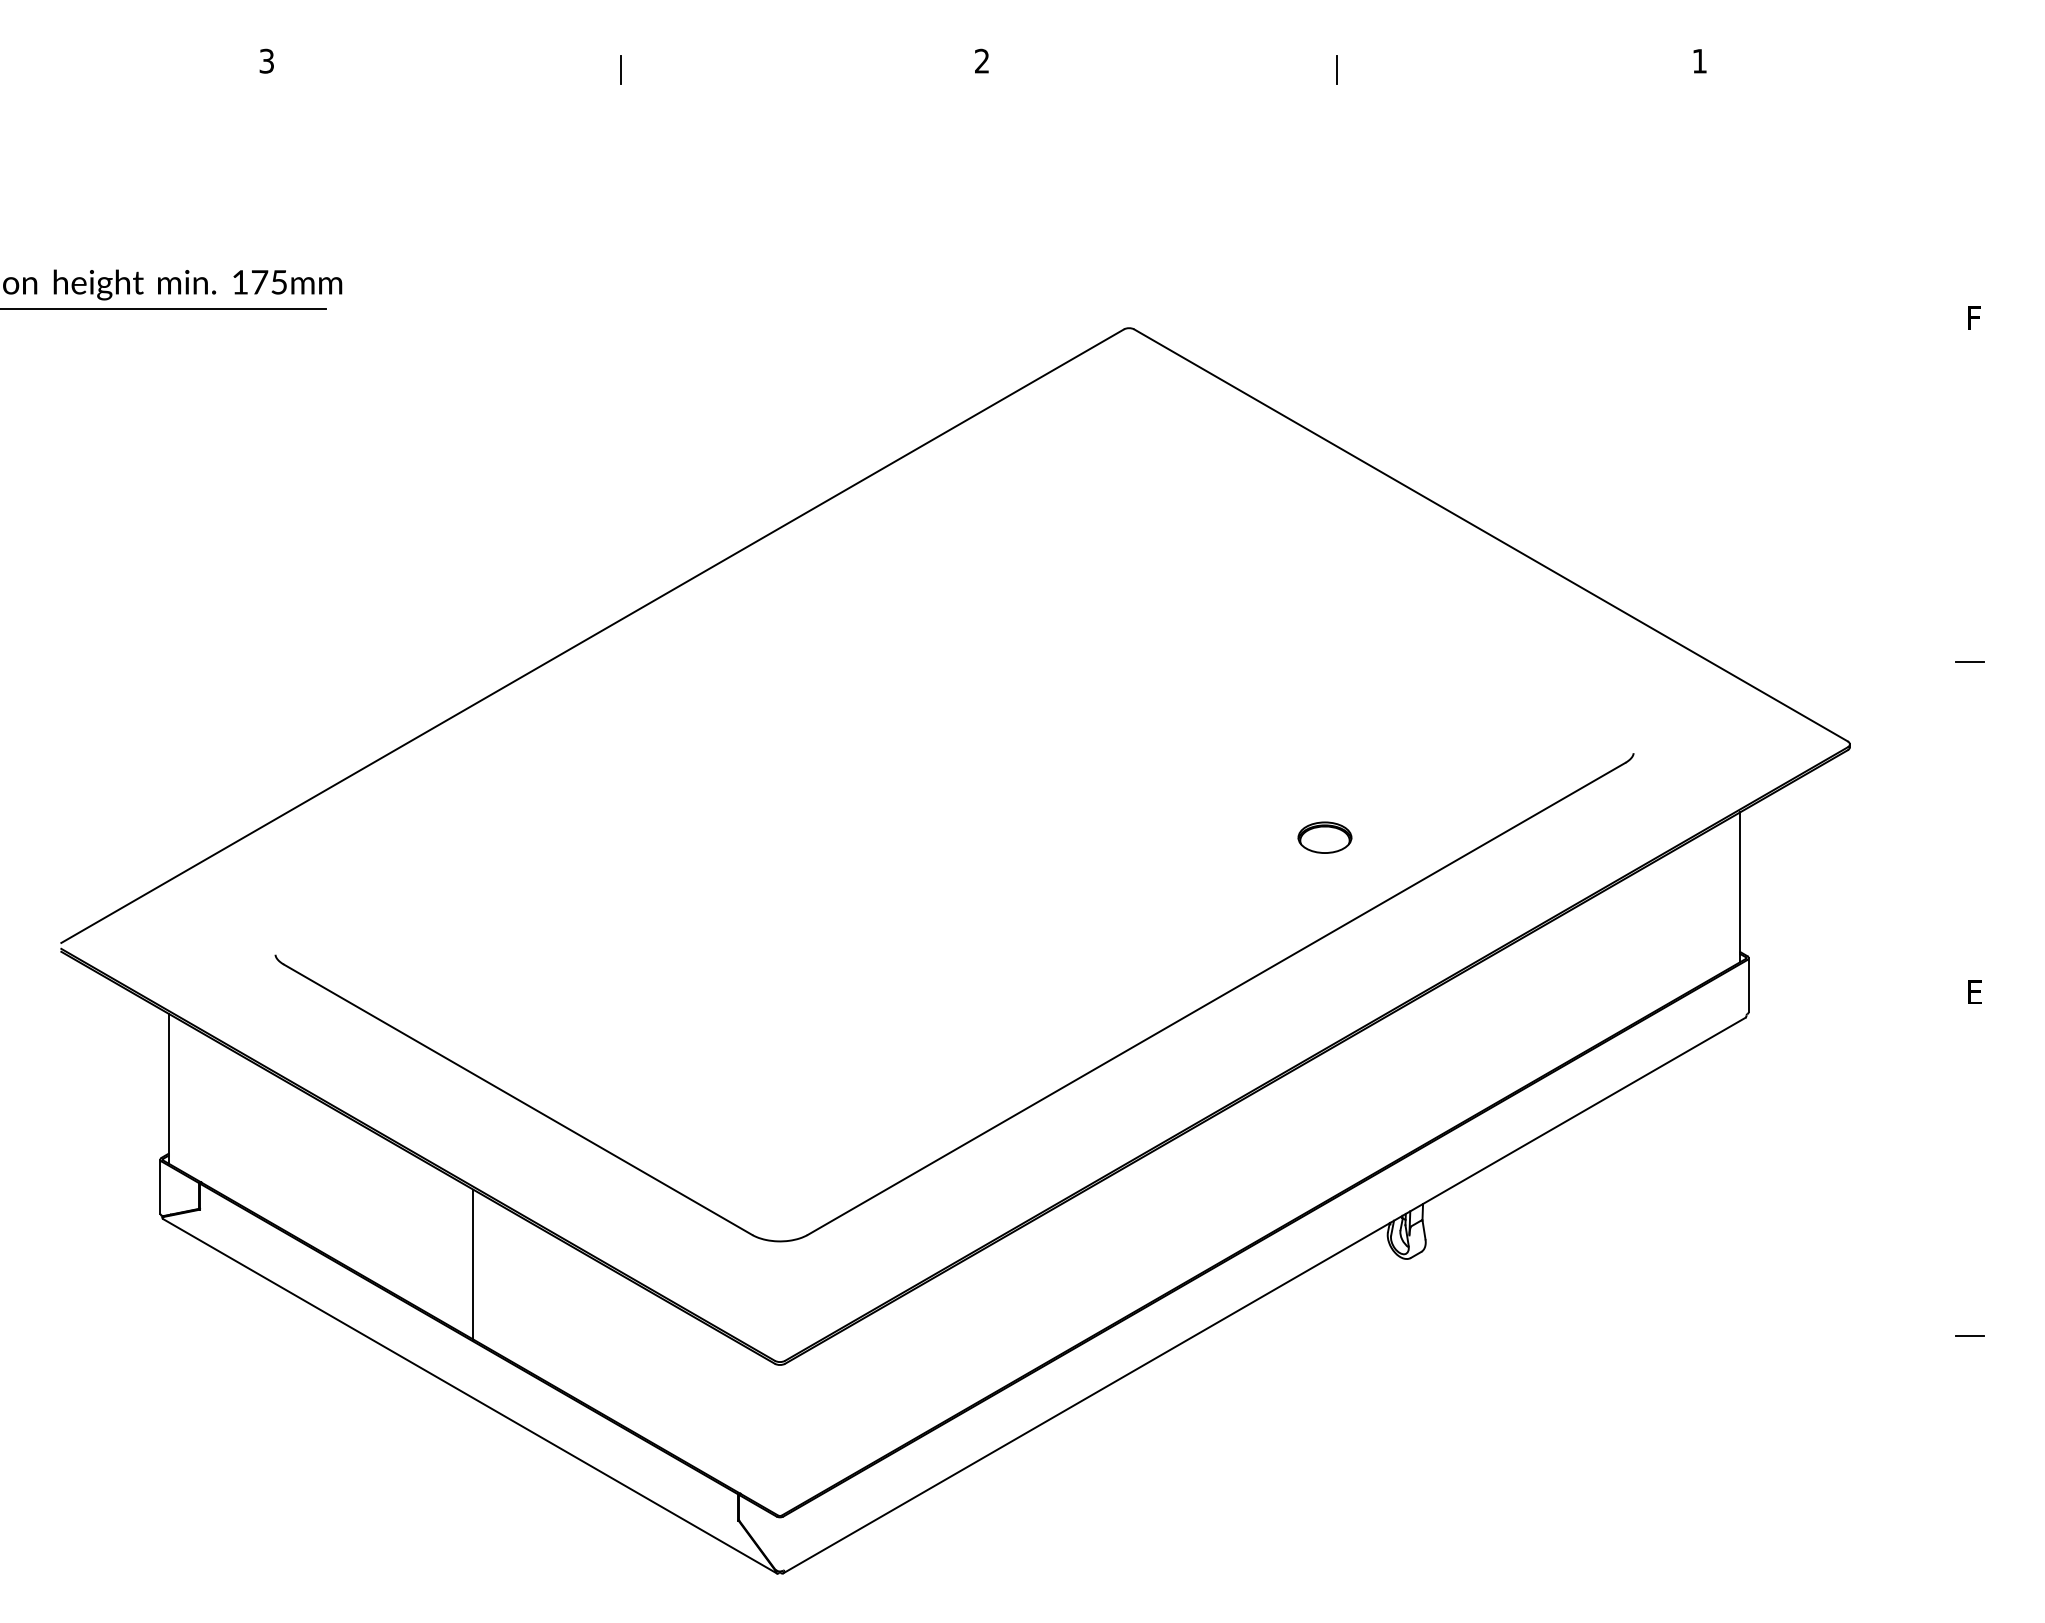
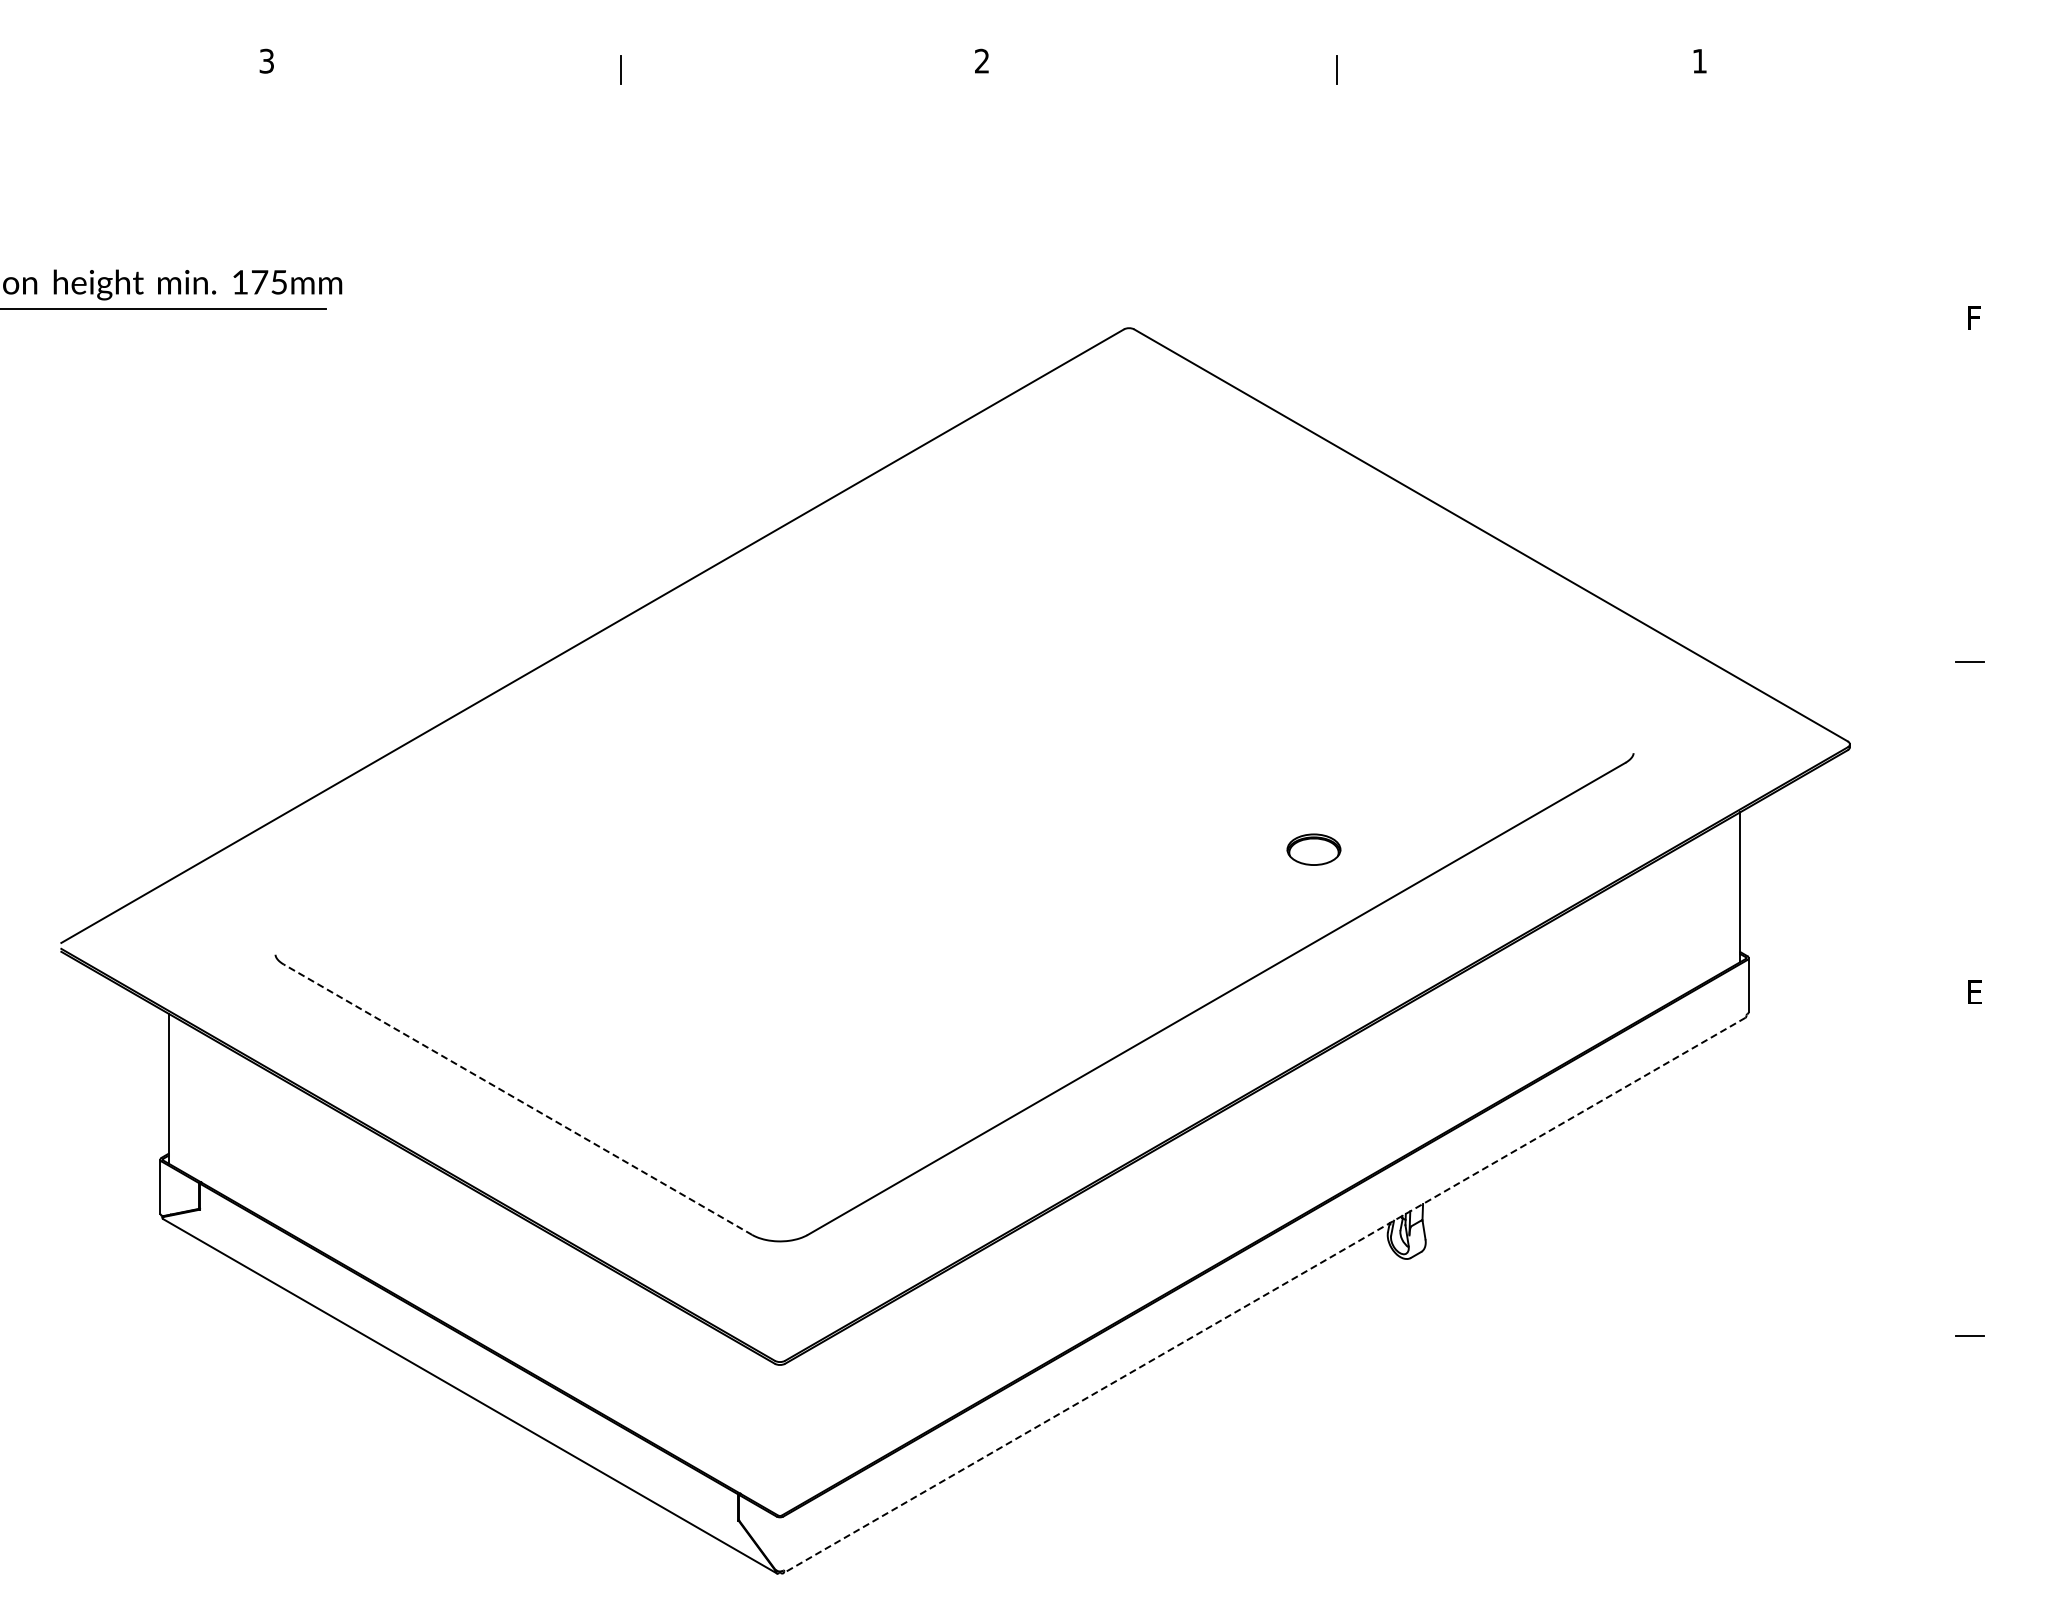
part position: (1324, 837) -> (1313, 849) (1313, 849)
line: solid -> dashed (517, 1099)
line: present -> none (473, 1264)
line: solid -> dashed (1264, 1295)
